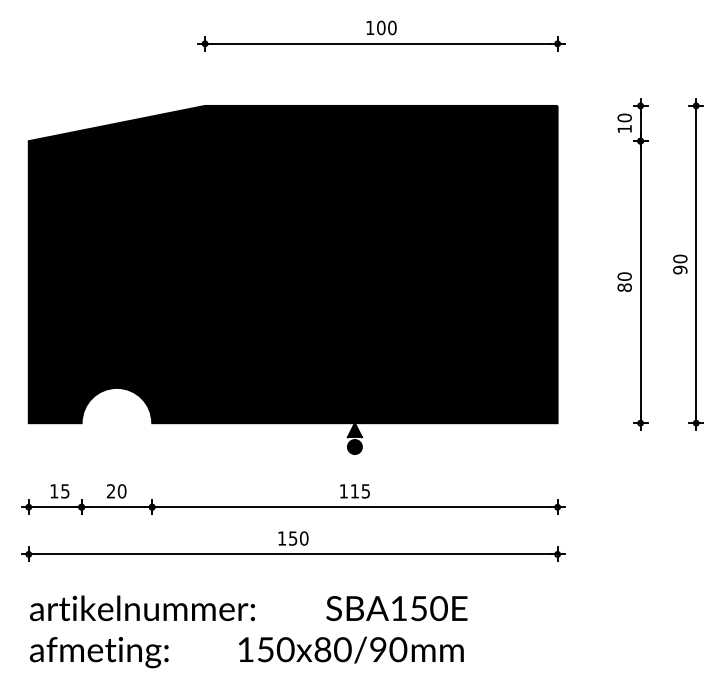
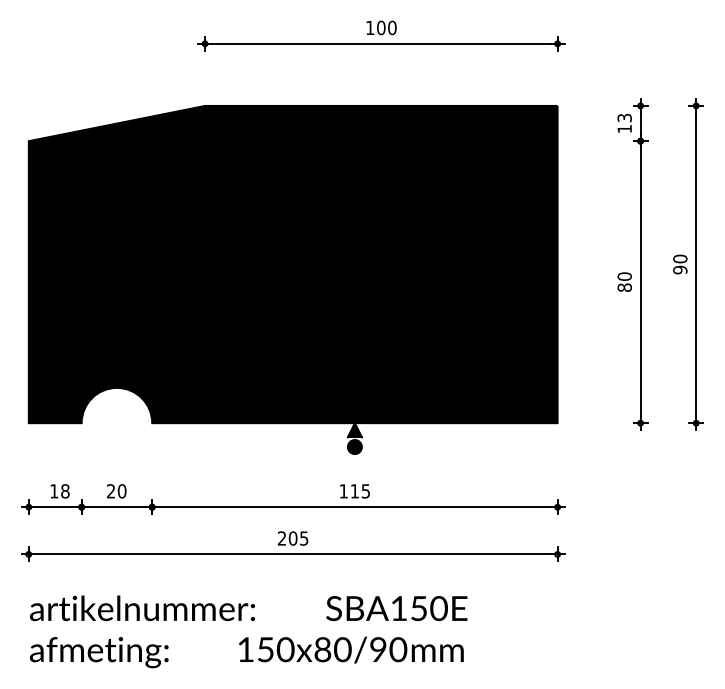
text: 10 -> 13 (624, 117)
text: 15 -> 18 (65, 491)
text: 150 -> 205 (292, 538)
